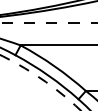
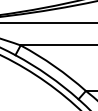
line: dashed -> solid (49, 23)
arc: dashed -> solid (42, 79)
